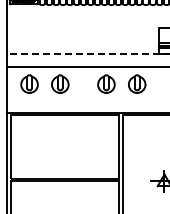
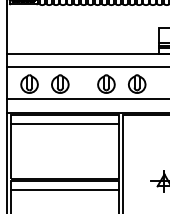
line: dashed -> solid (87, 54)
line: none -> present (86, 99)
line: none -> present (64, 124)
line: none -> present (64, 190)
